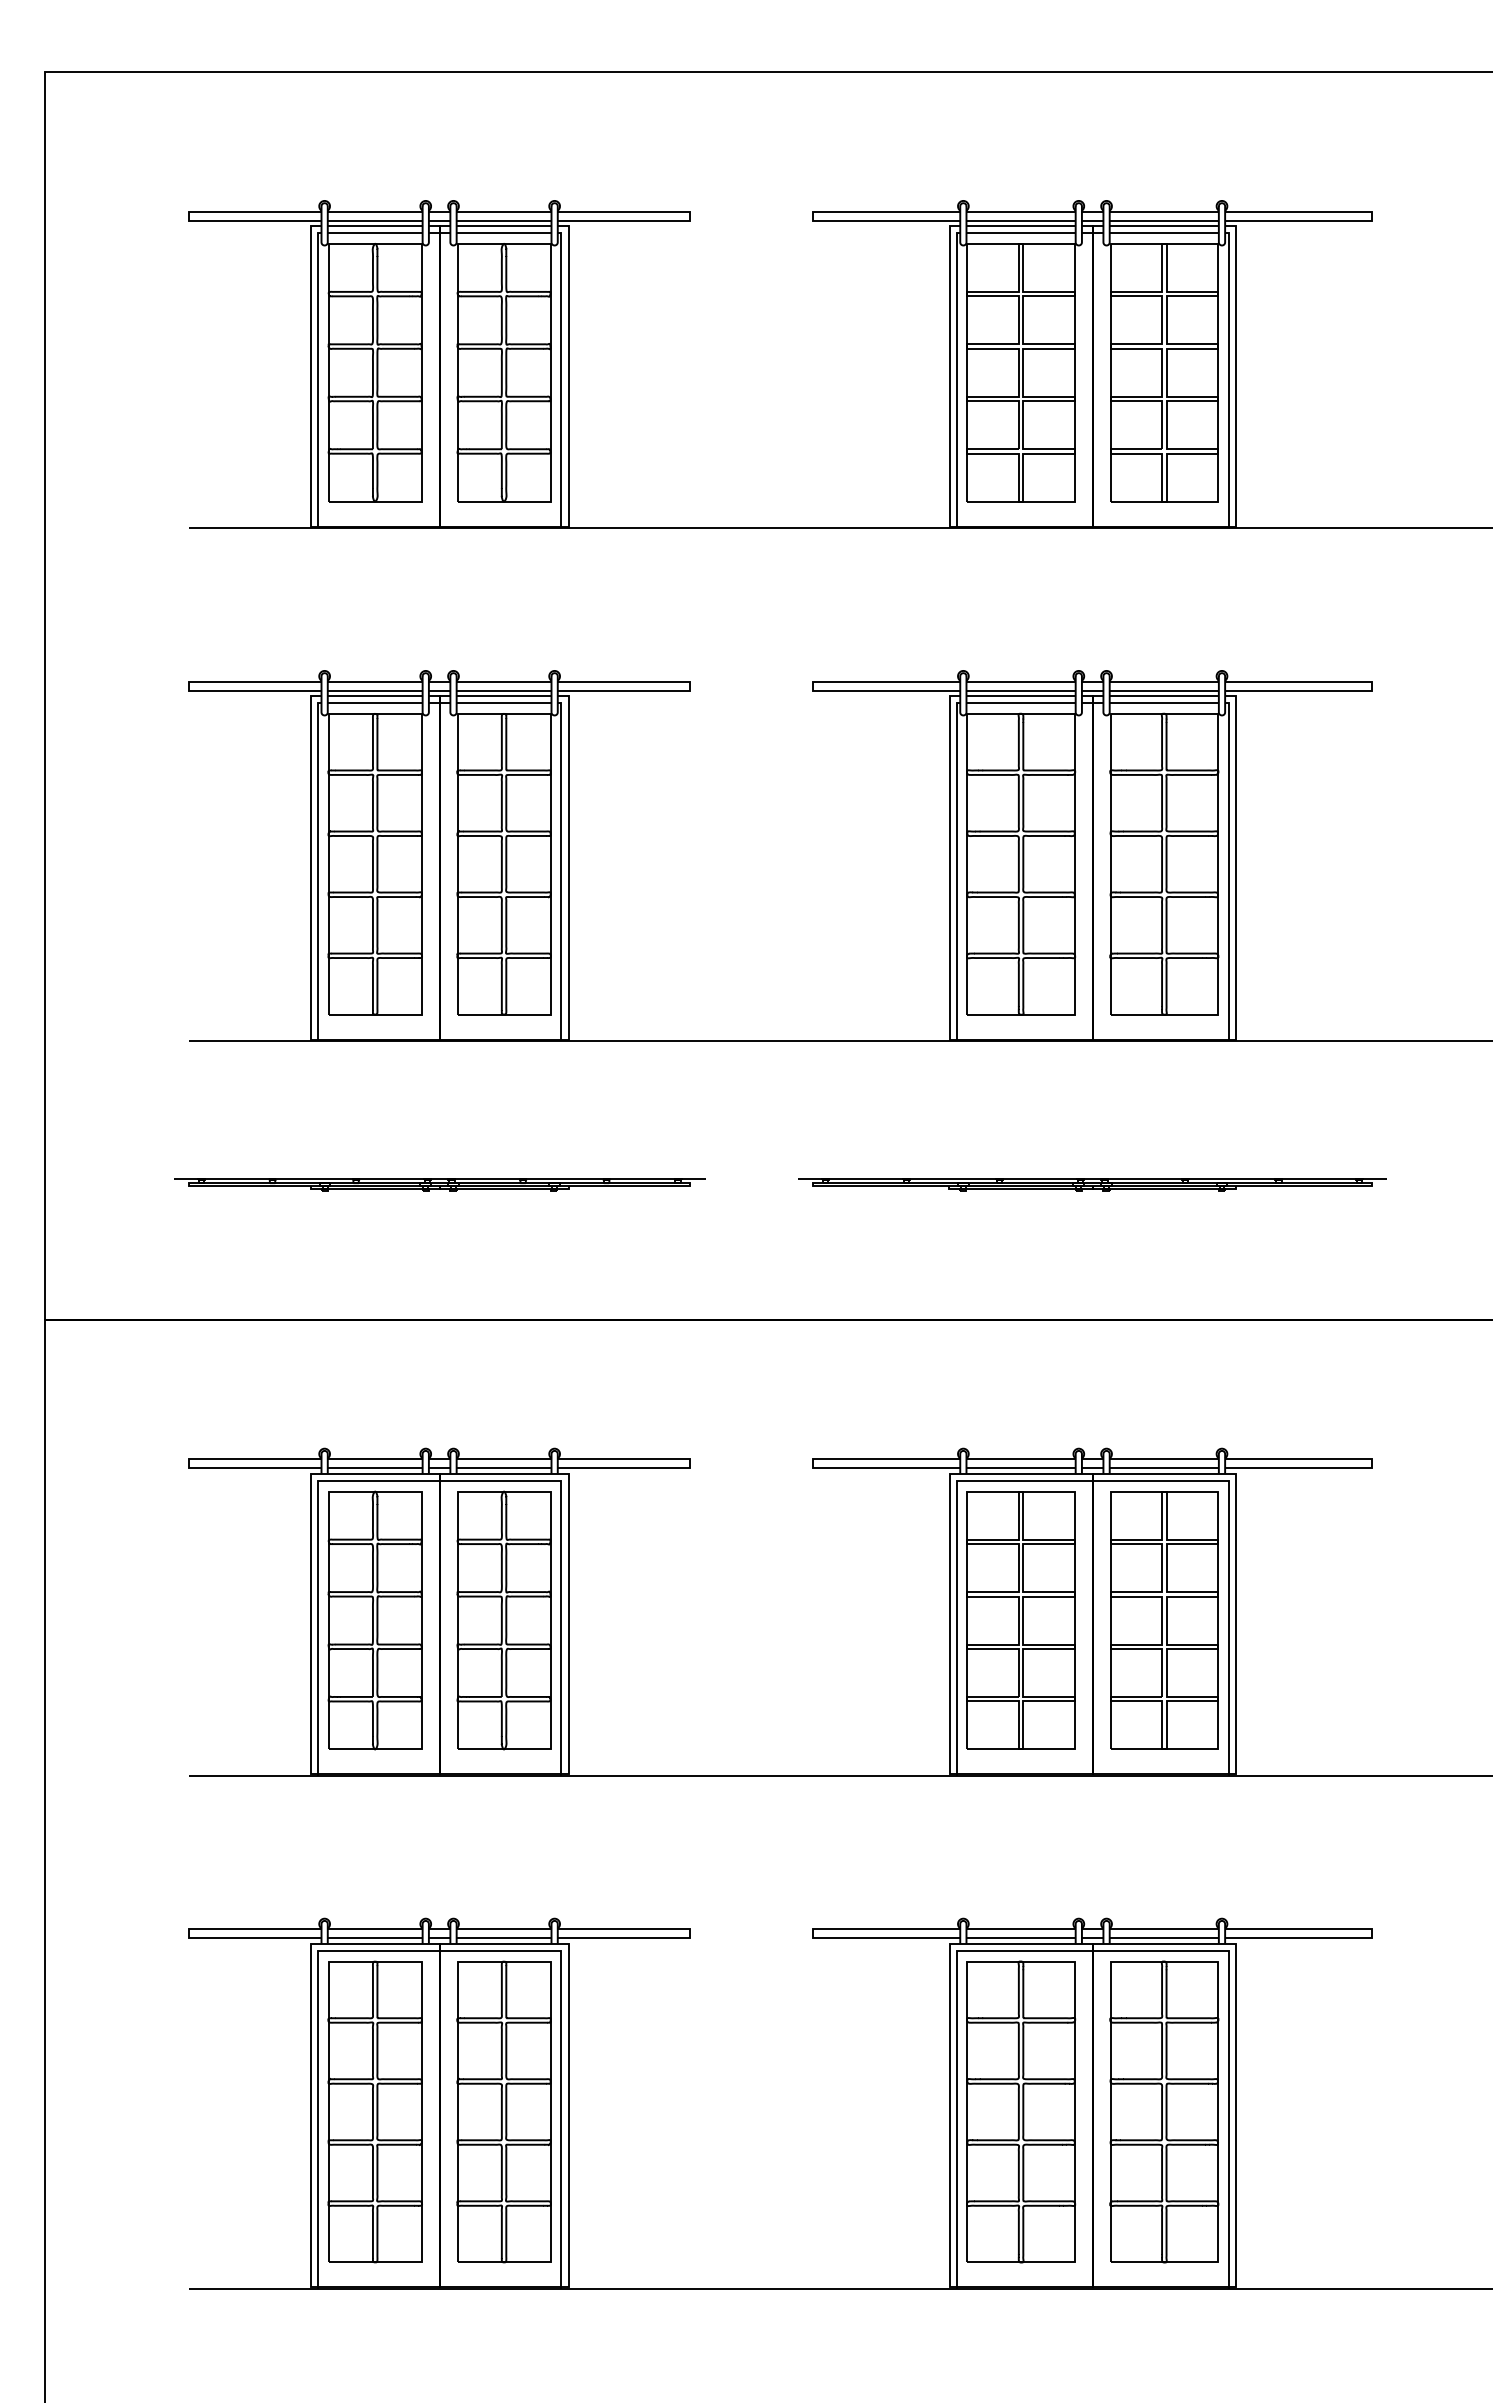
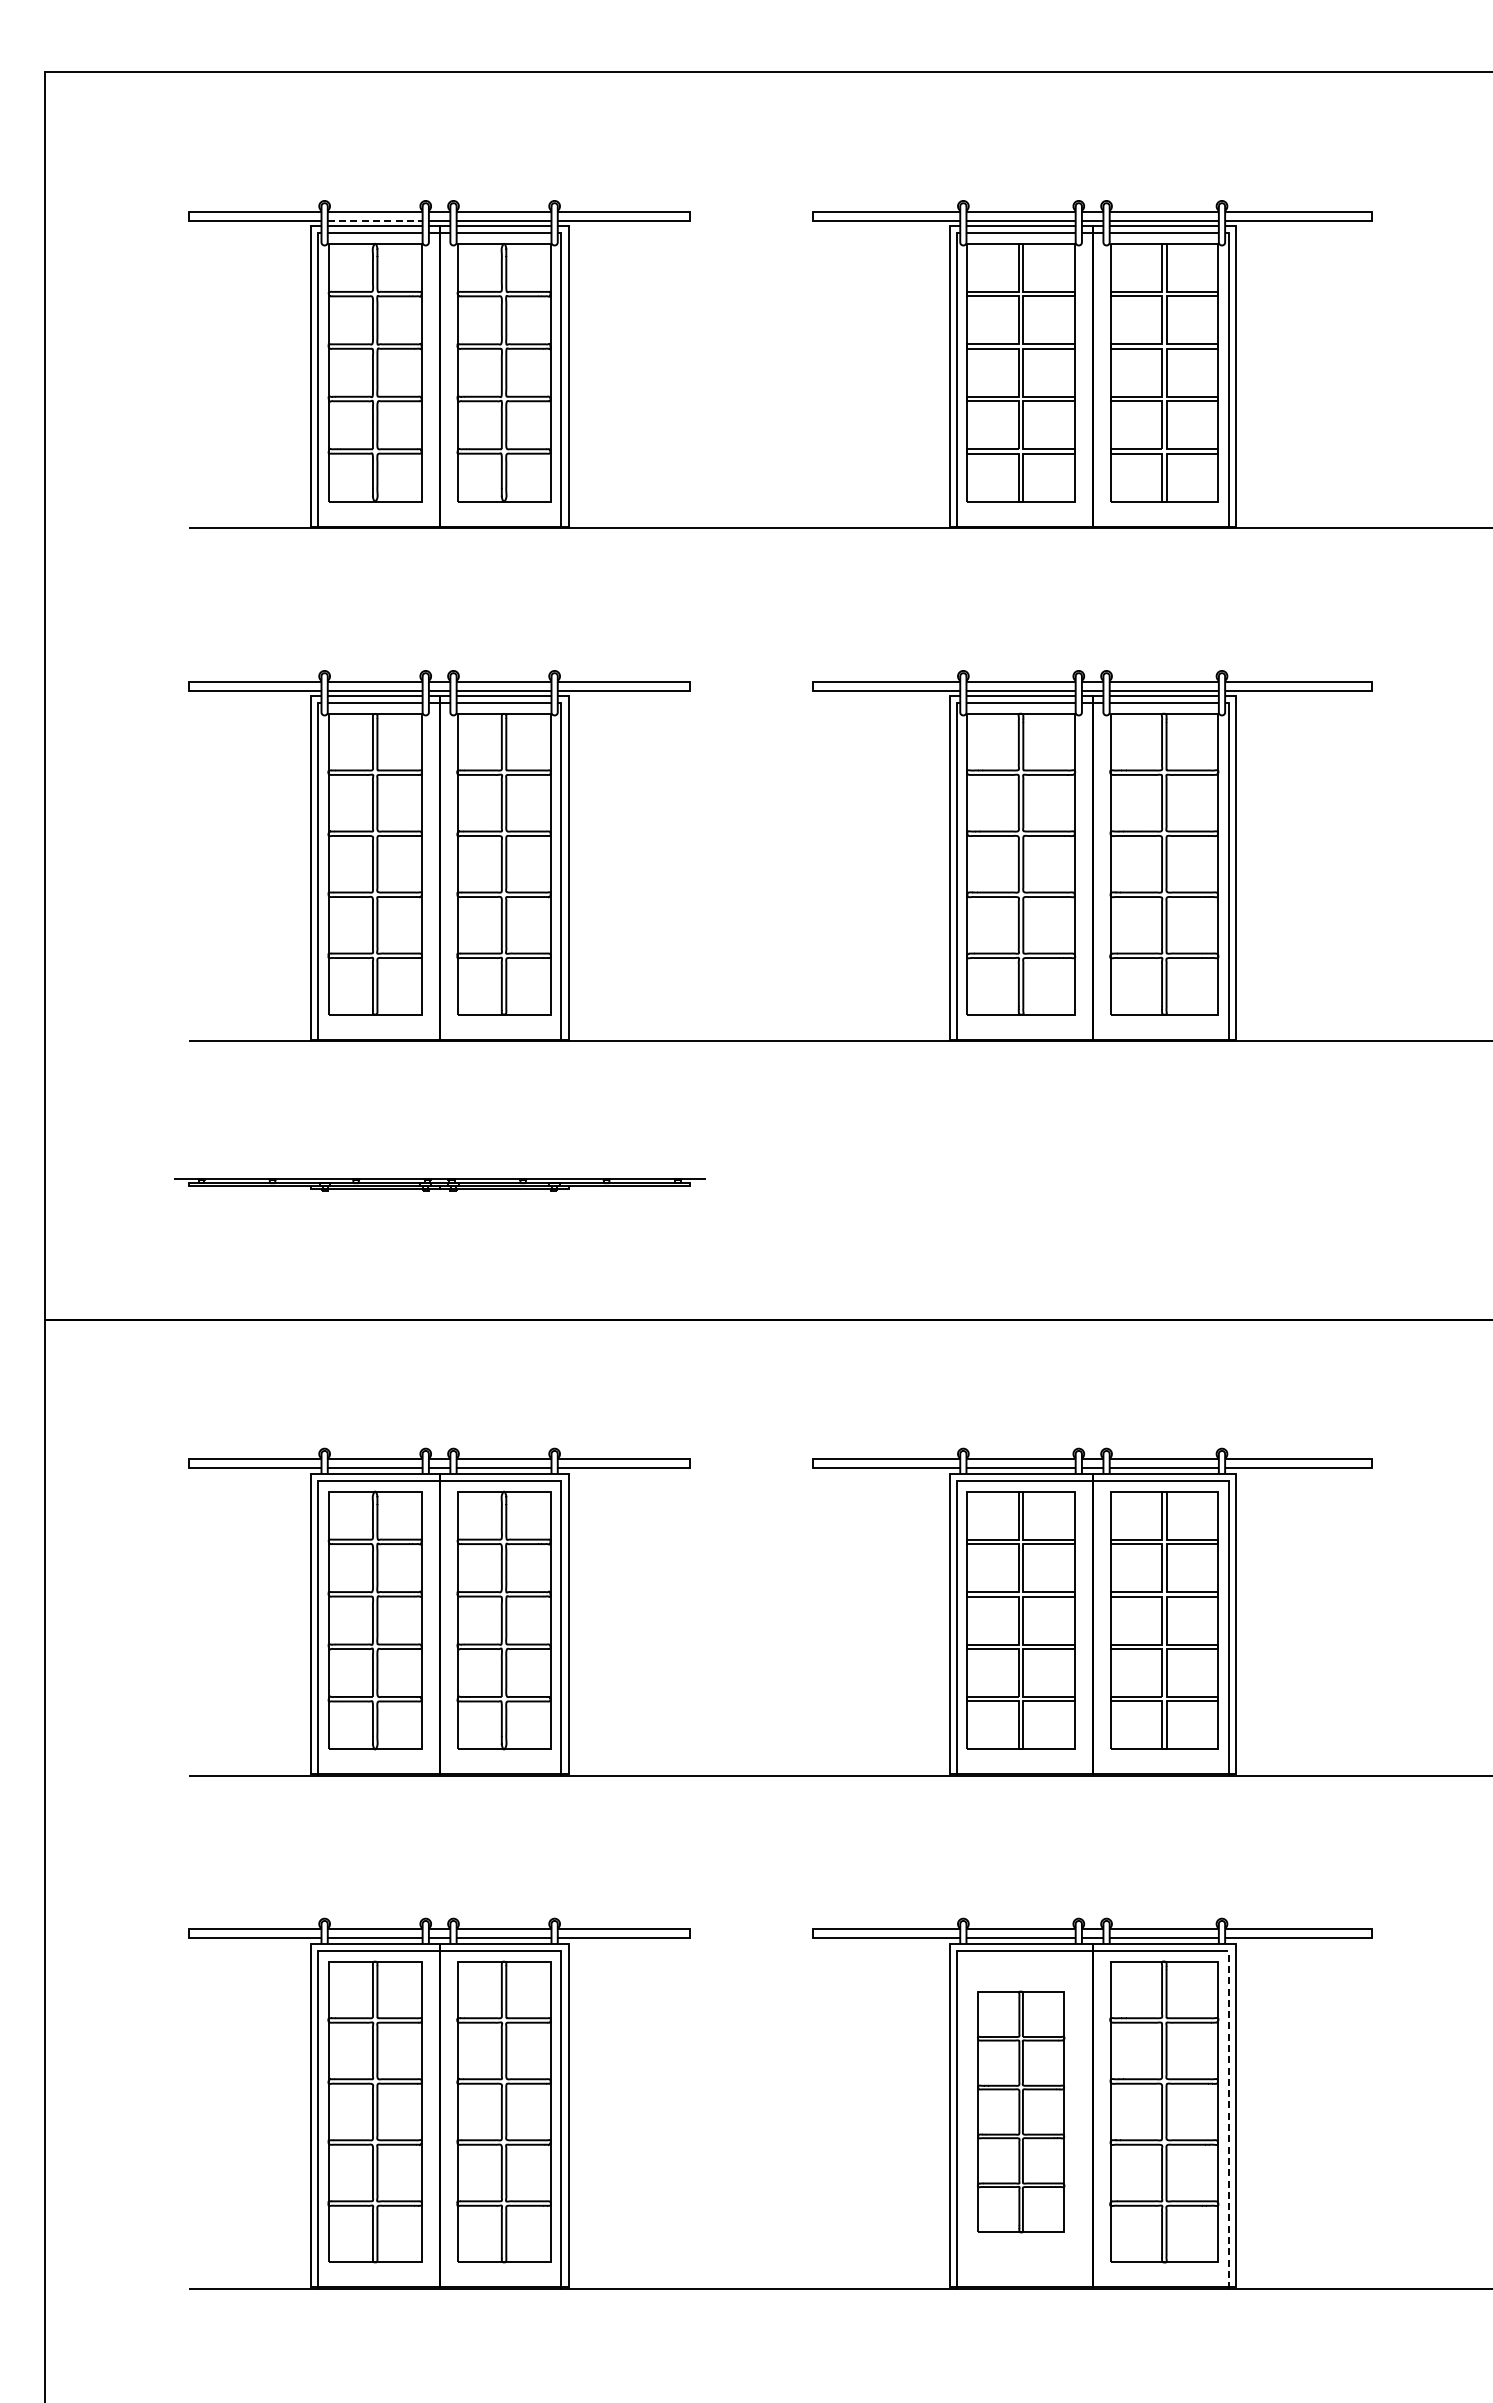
line: solid -> dashed (375, 220)
part: present -> none (1092, 1184)
part size: 111x304 px -> 89x244 px (1021, 2111)
line: solid -> dashed (1228, 2117)
